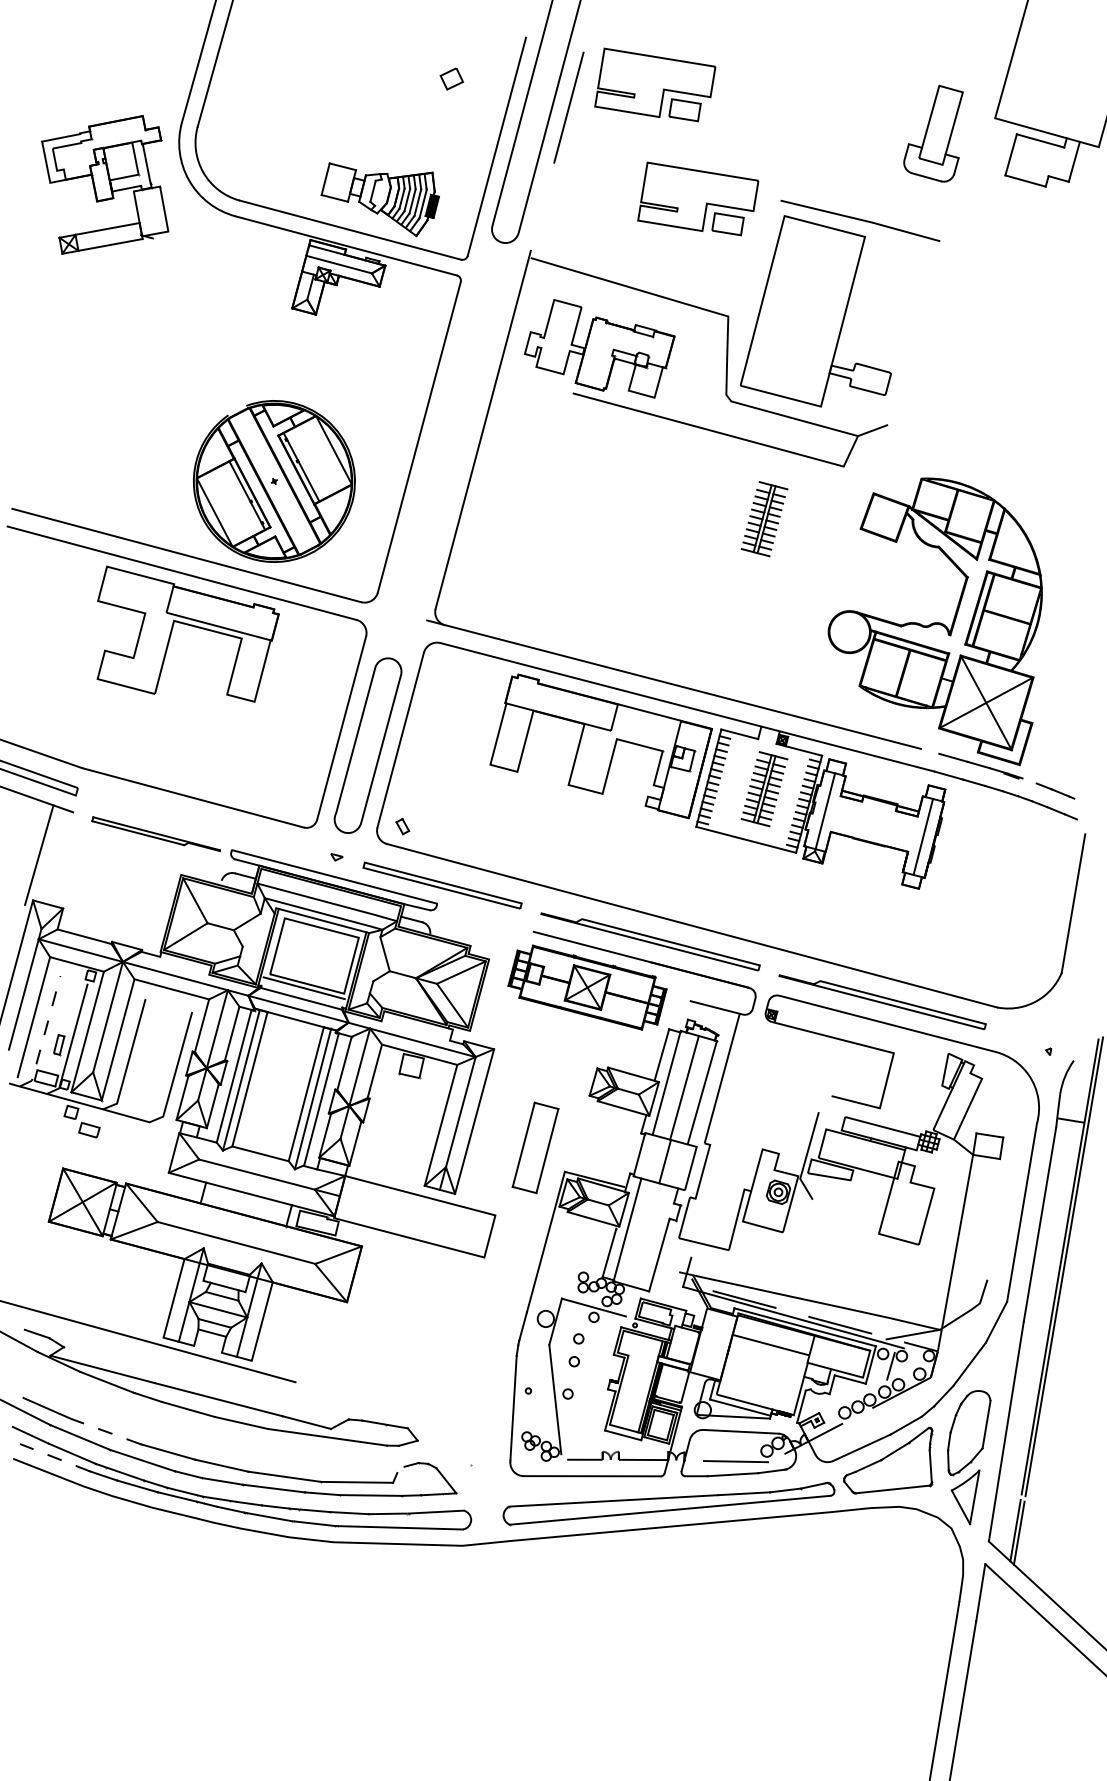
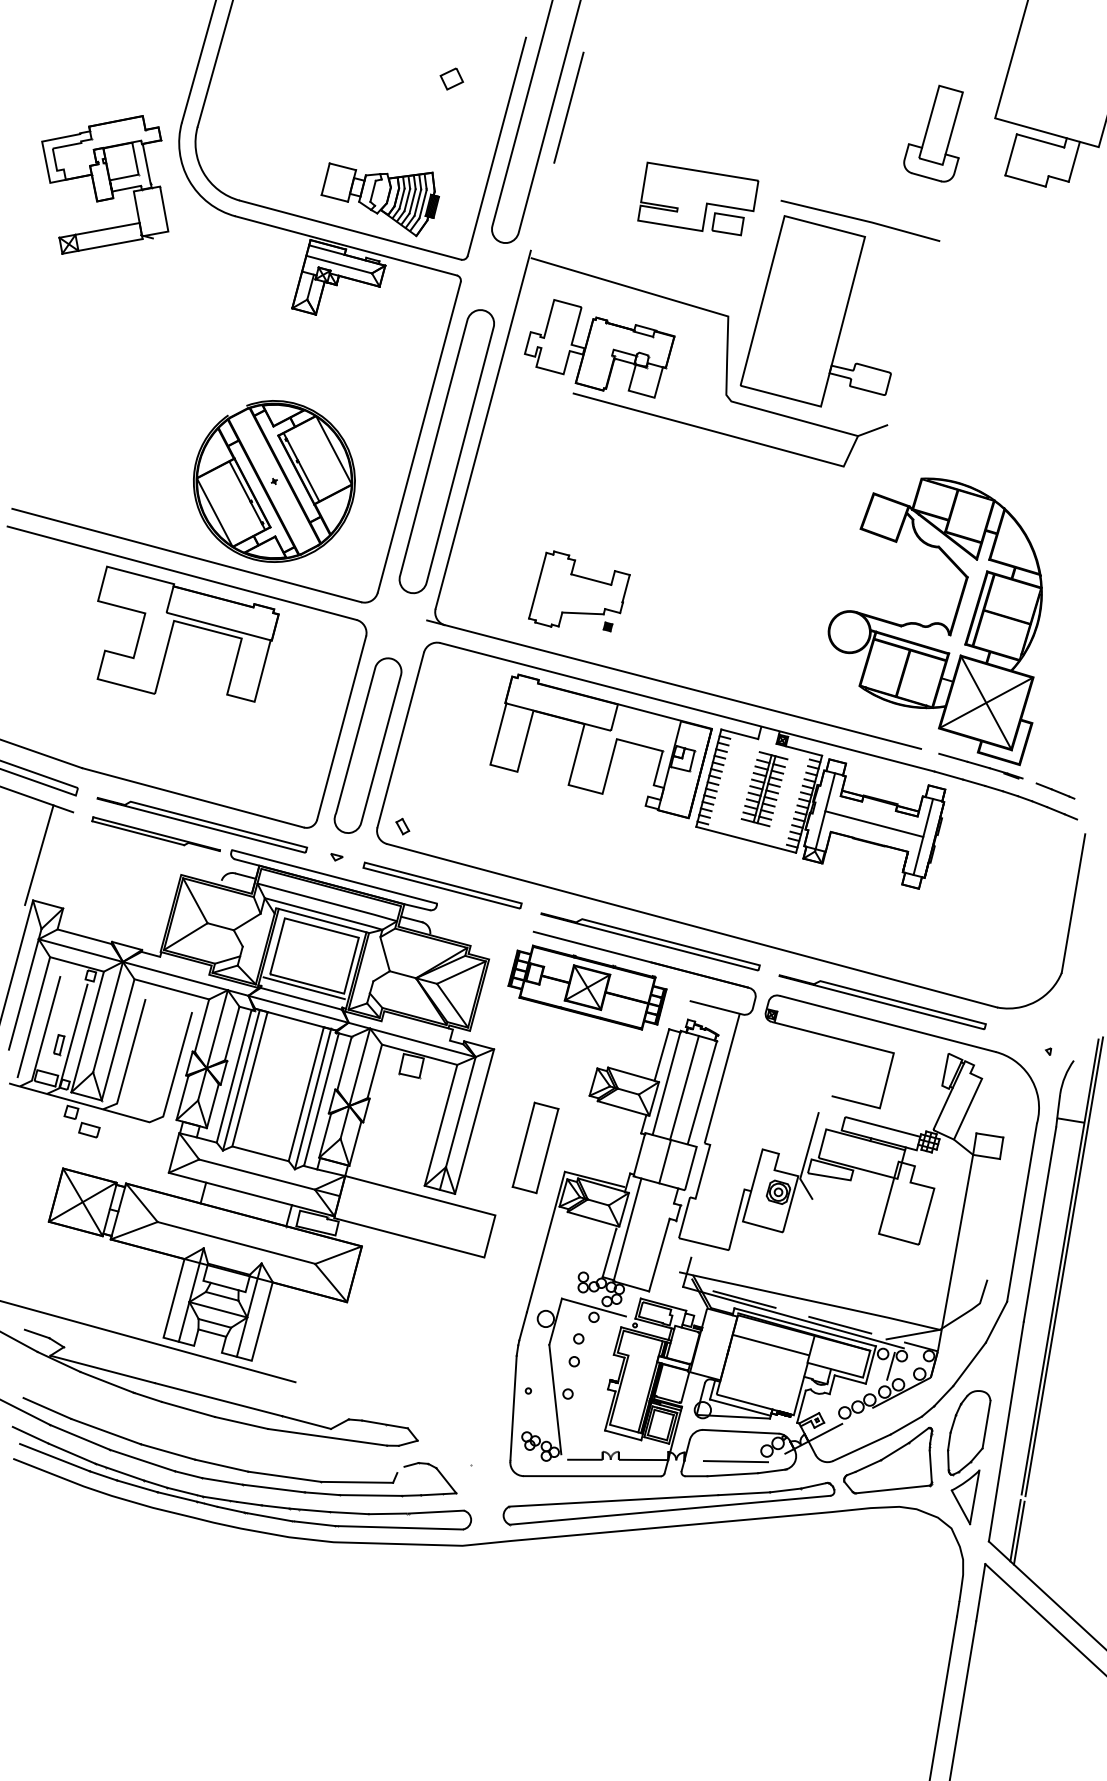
part: present -> none (655, 84)
part: none -> present (446, 451)
part: present -> none (764, 519)
part: none -> present (579, 591)
line: none -> present (874, 823)
part: none -> present (202, 825)
line: dashed -> solid (44, 1035)
line: dashed -> solid (106, 1431)
line: dashed -> solid (54, 1457)
